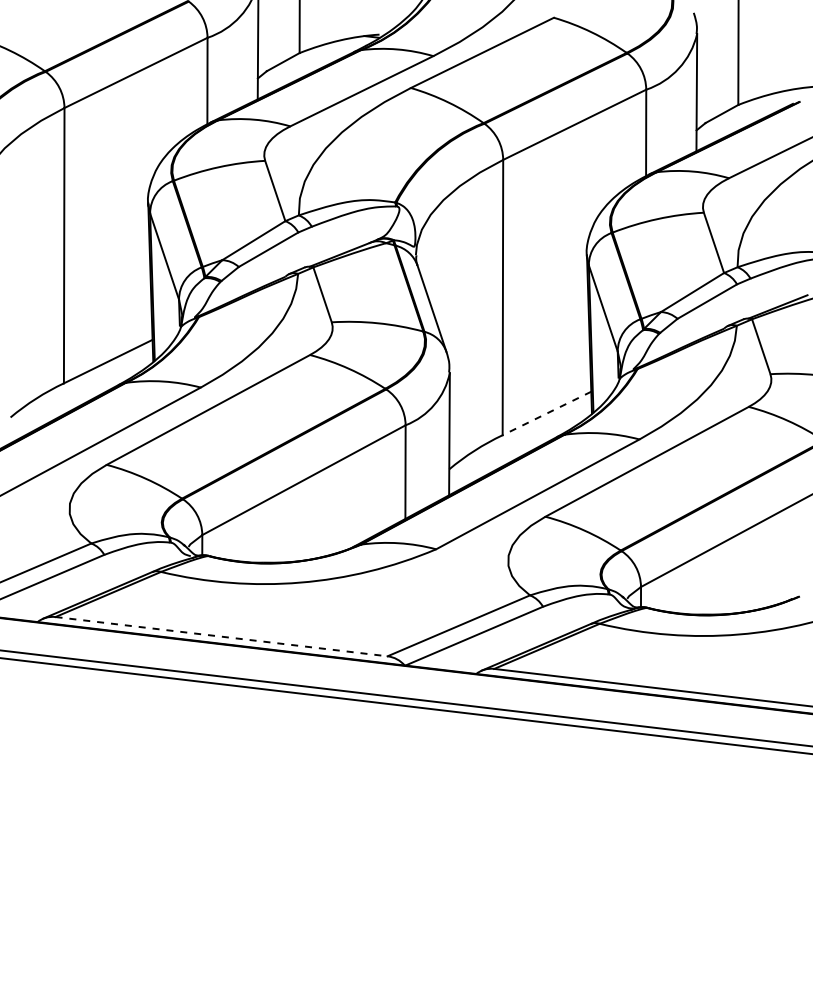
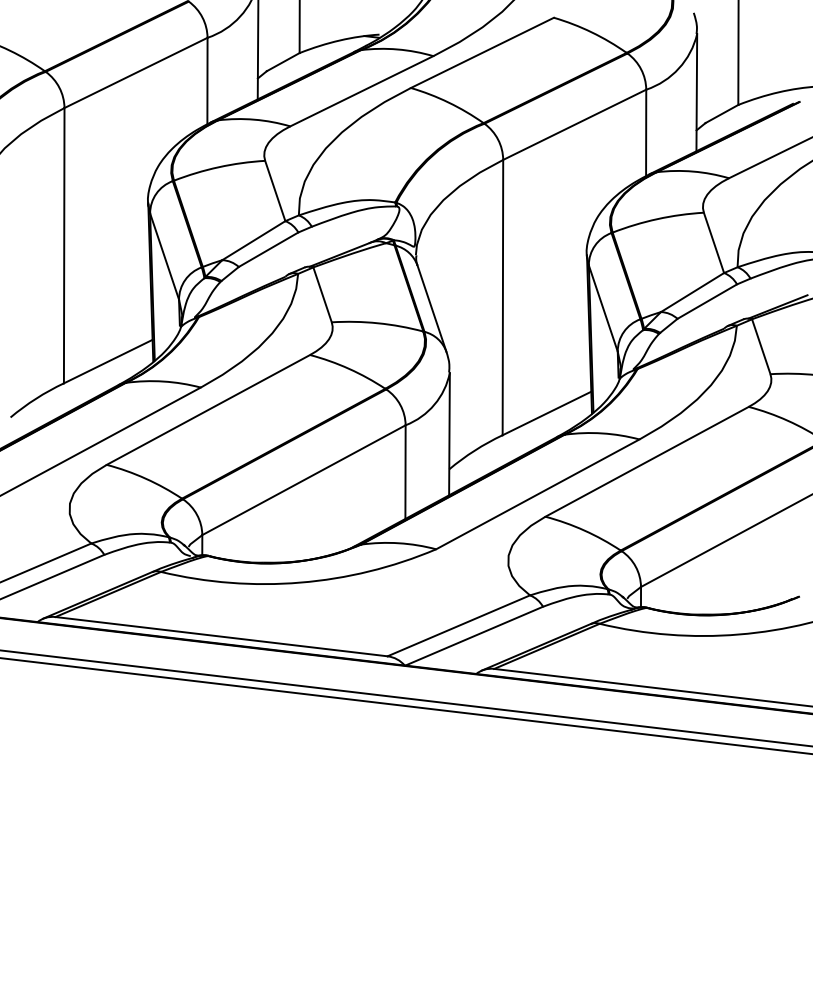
line: dashed -> solid (546, 413)
line: dashed -> solid (222, 636)
